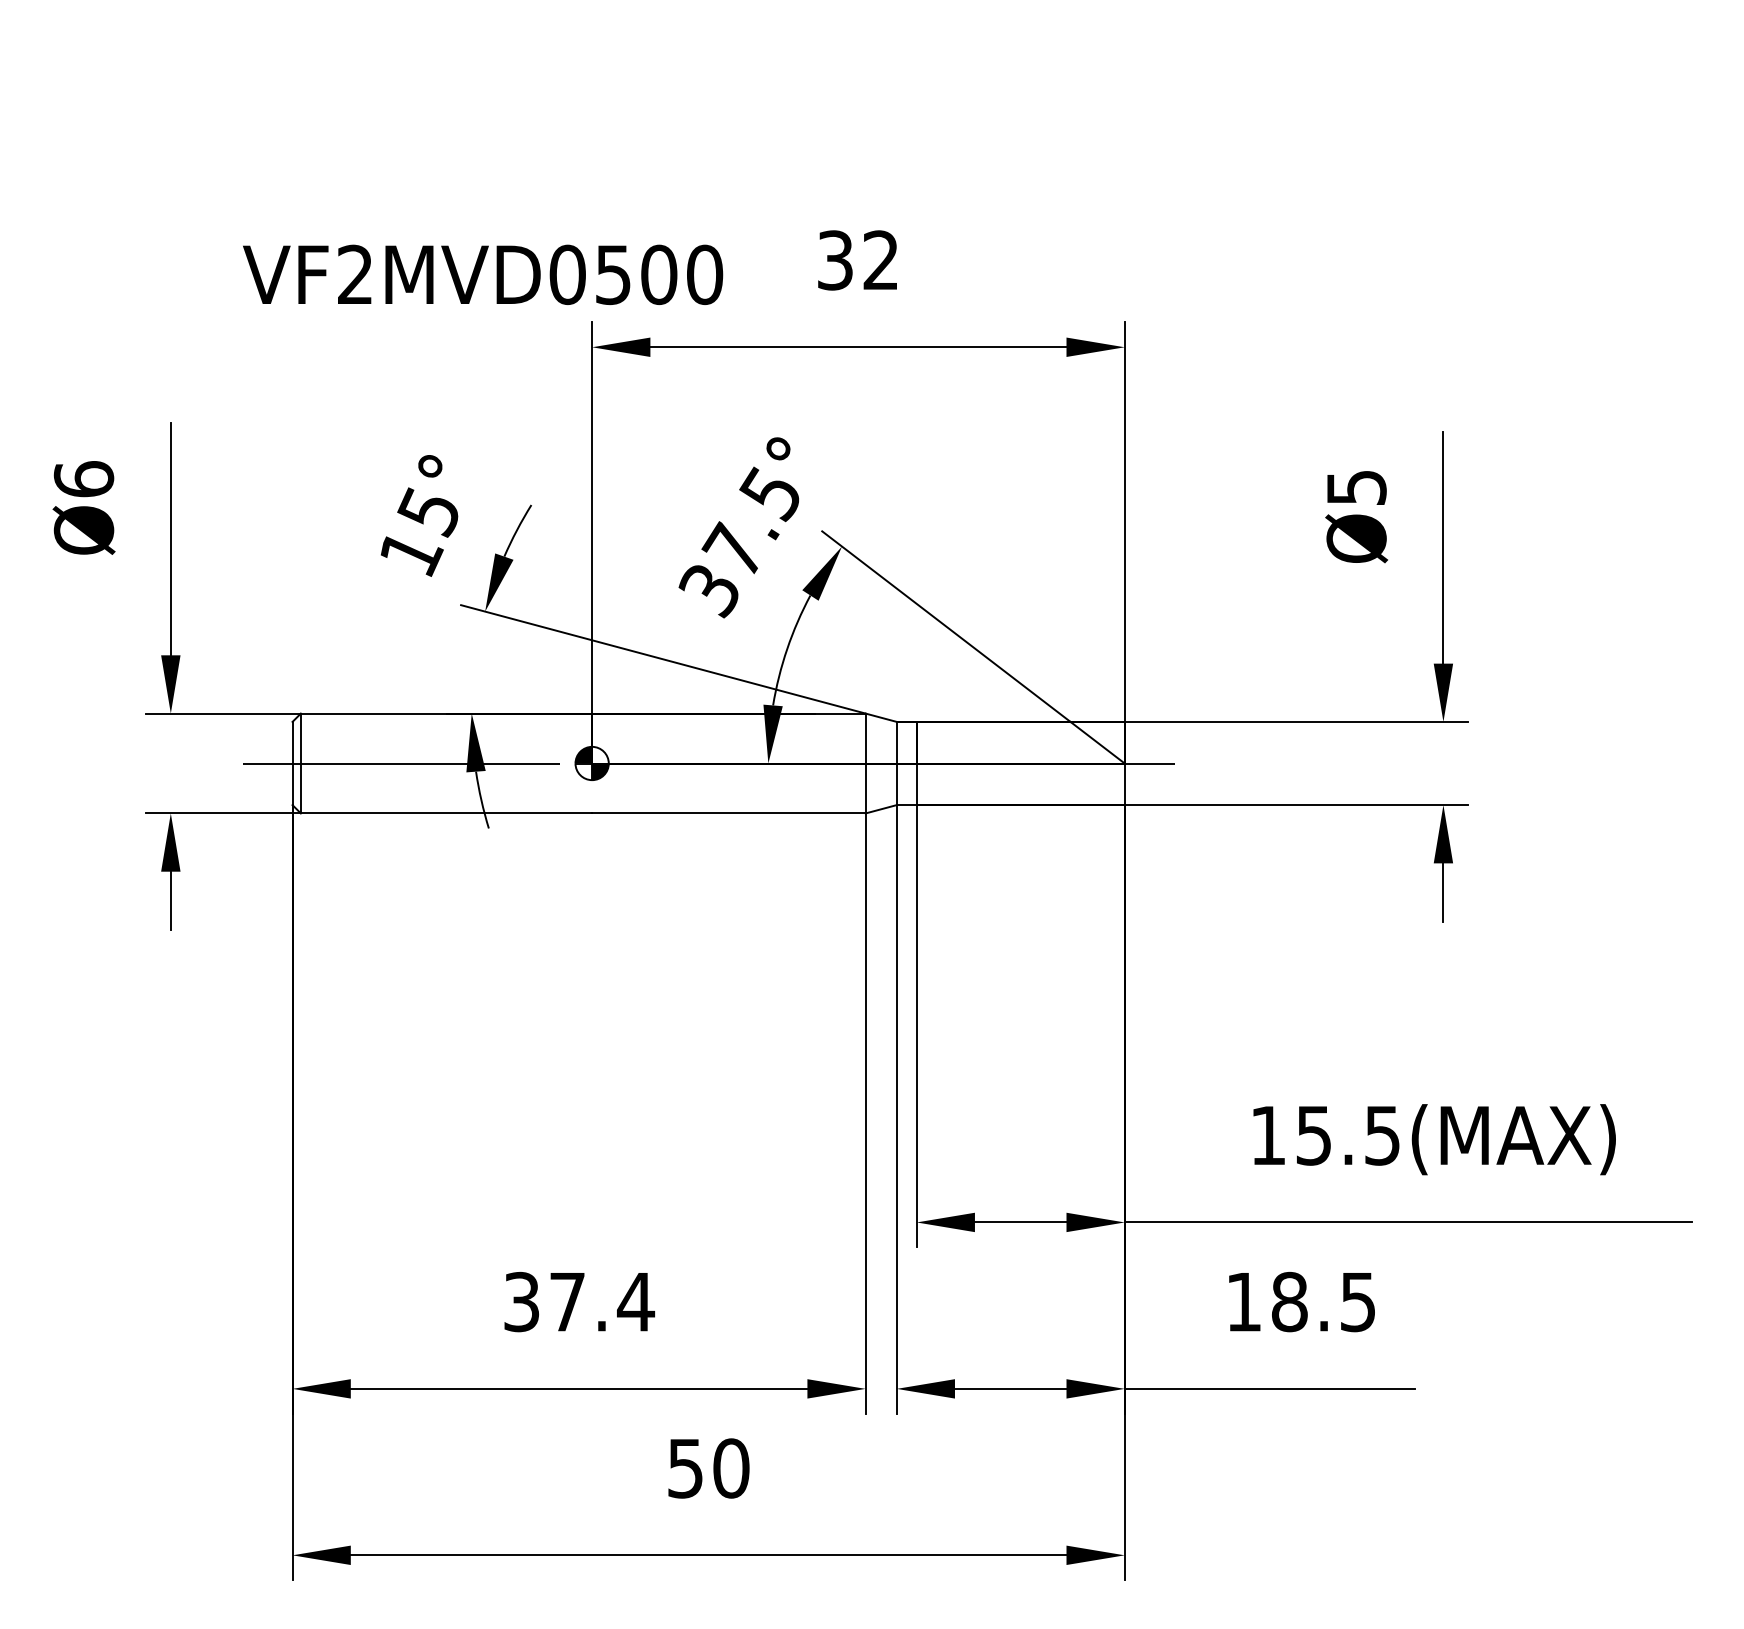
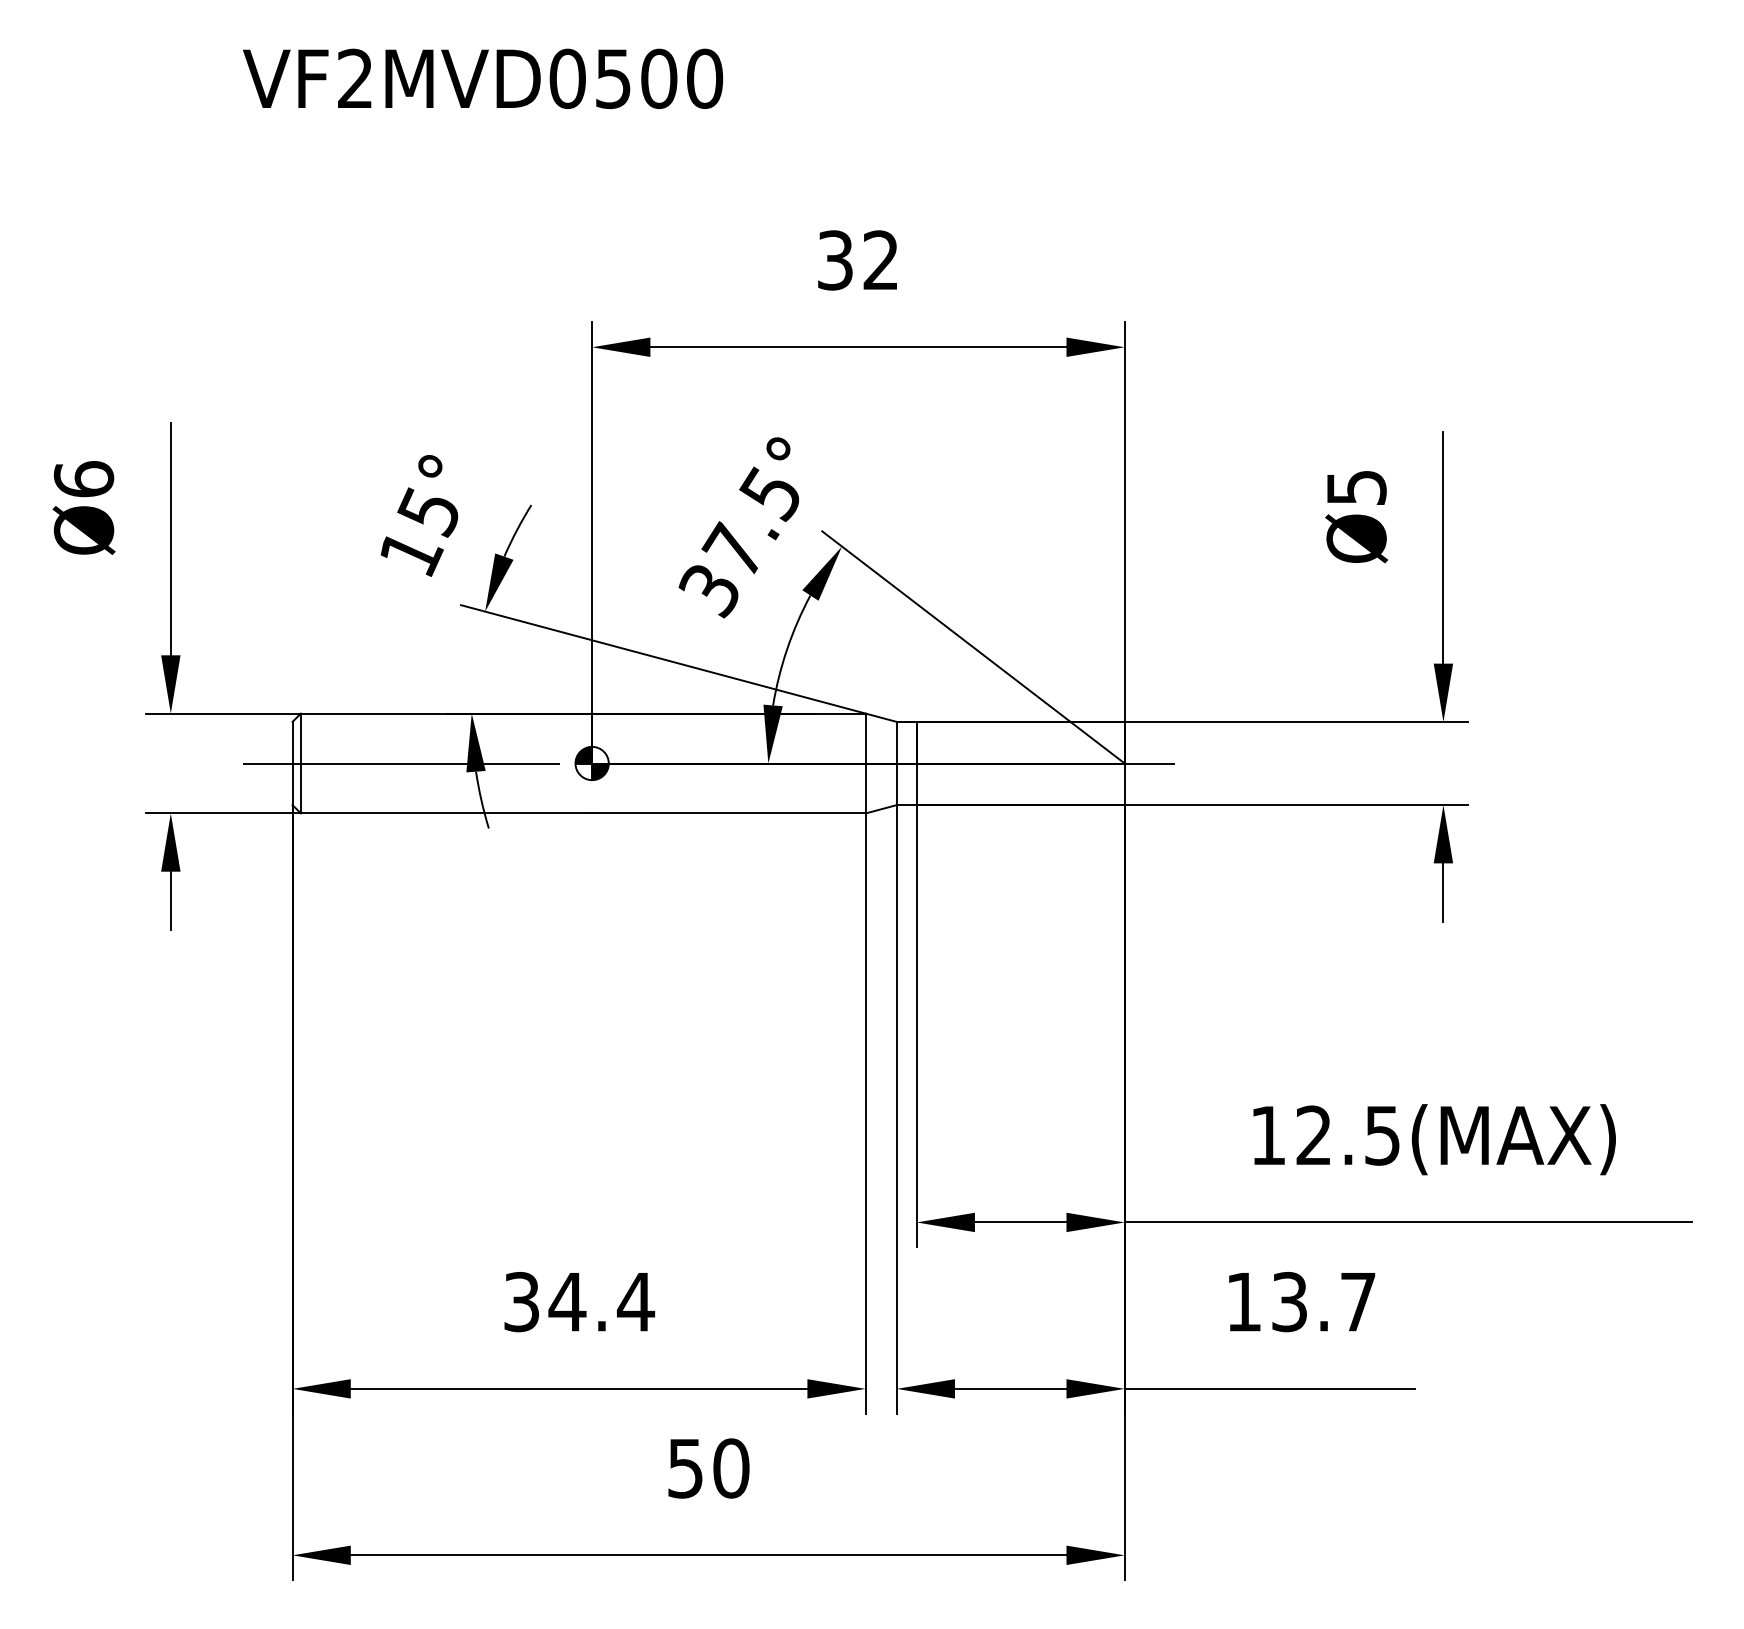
text position: (483, 274) -> (483, 78) (483, 78)
text: 15.5(MAX) -> 12.5(MAX) (1313, 1135)
text: 37.4 -> 34.4 (567, 1302)
text: 18.5 -> 13.7 (1323, 1302)
